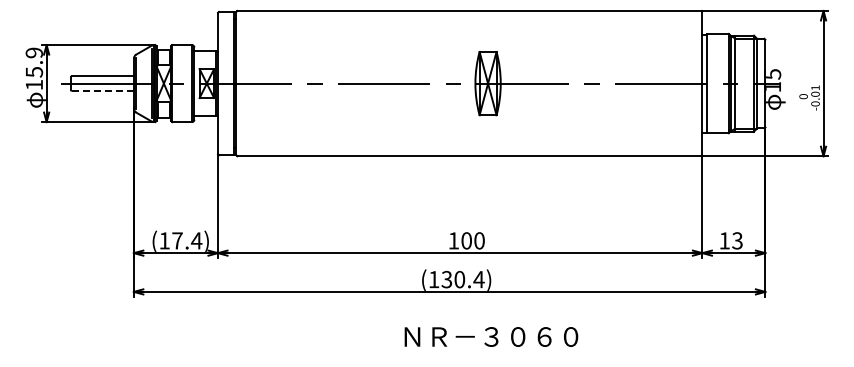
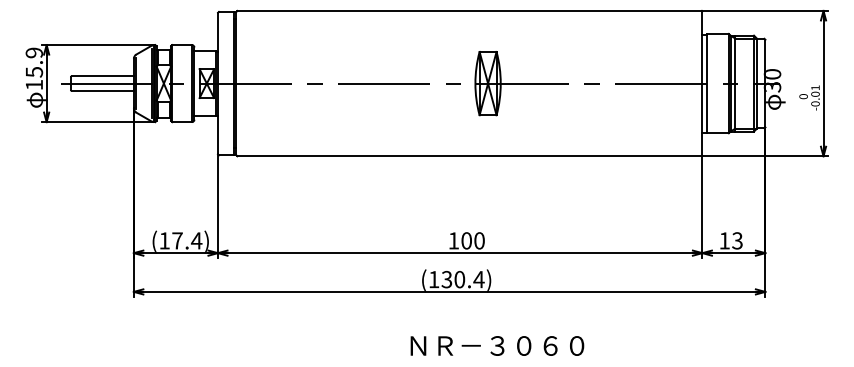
text: 15 -> 30 (772, 80)
line: dashed -> solid (102, 90)
text position: (491, 336) -> (497, 345) (497, 345)
